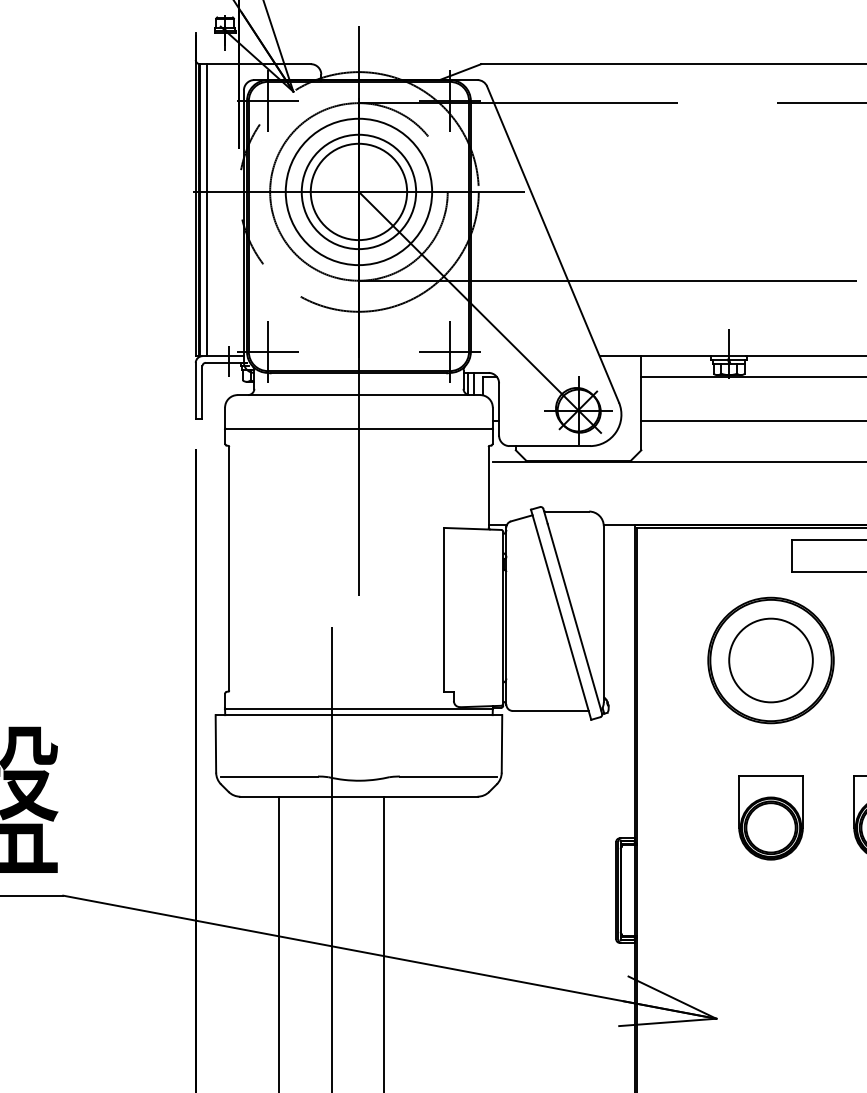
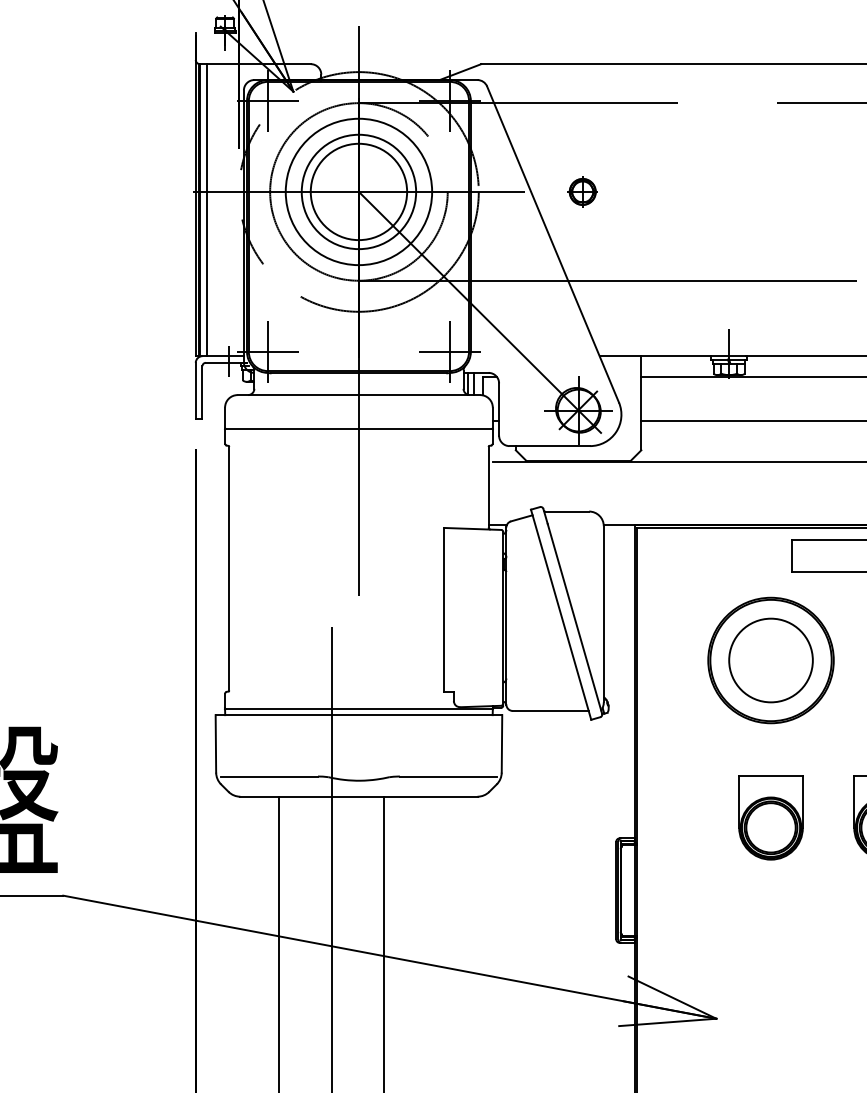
part: none -> present (582, 191)
